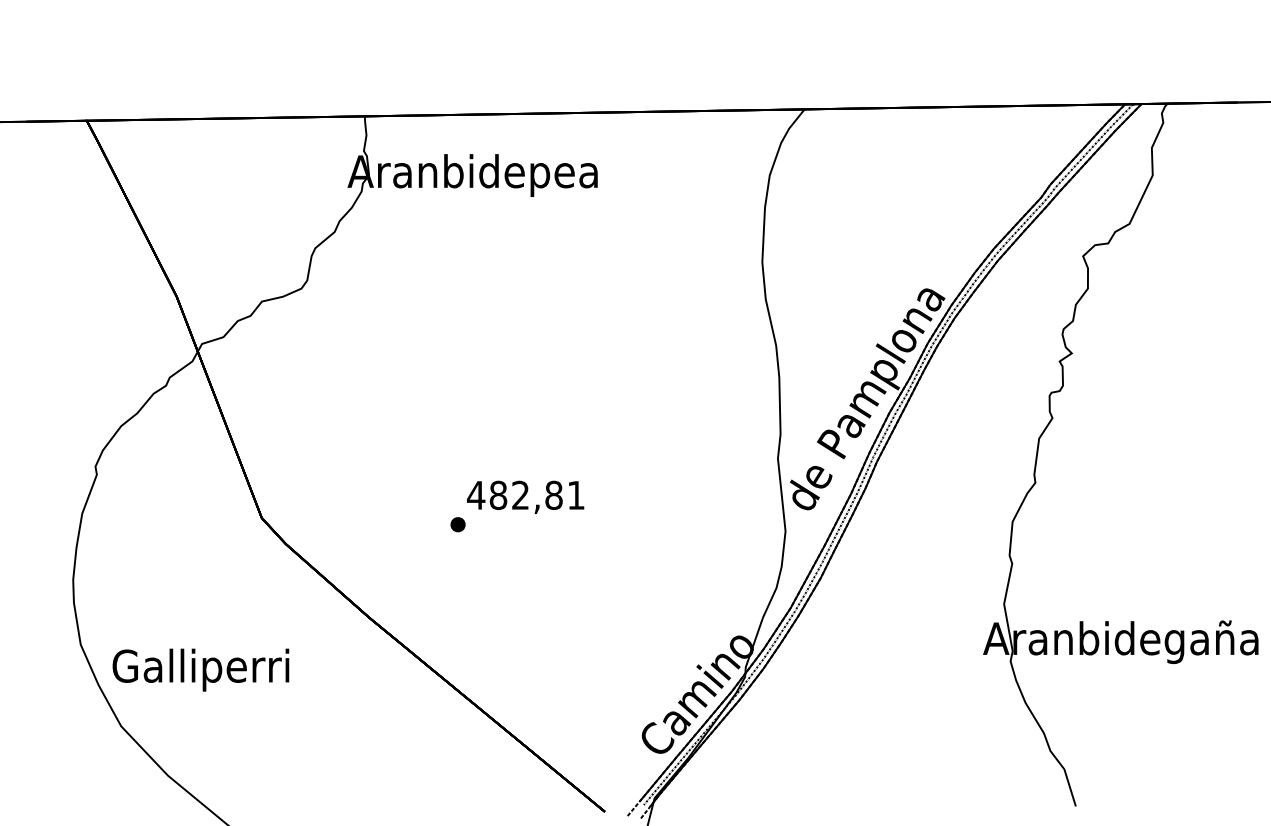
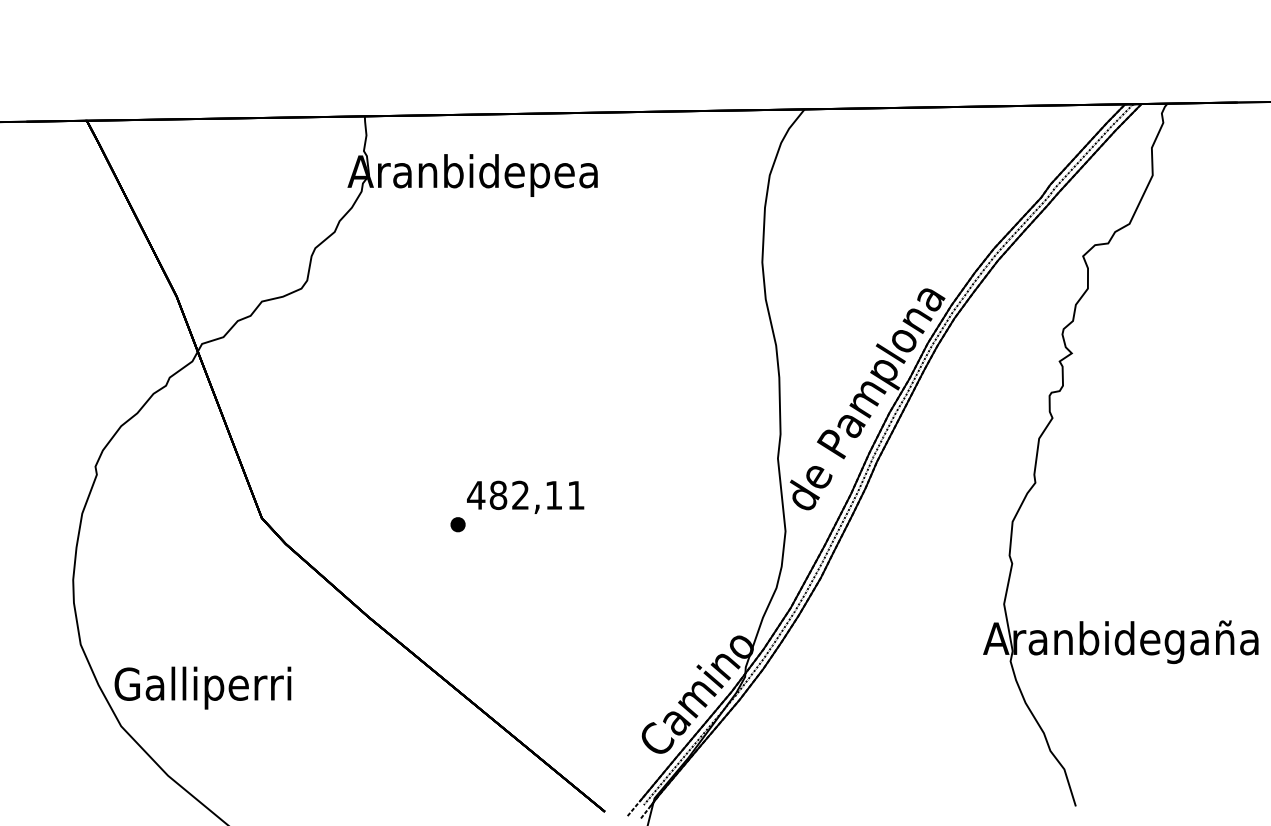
text: 482,81 -> 482,11 (553, 494)
text position: (200, 669) -> (202, 687) (202, 687)
